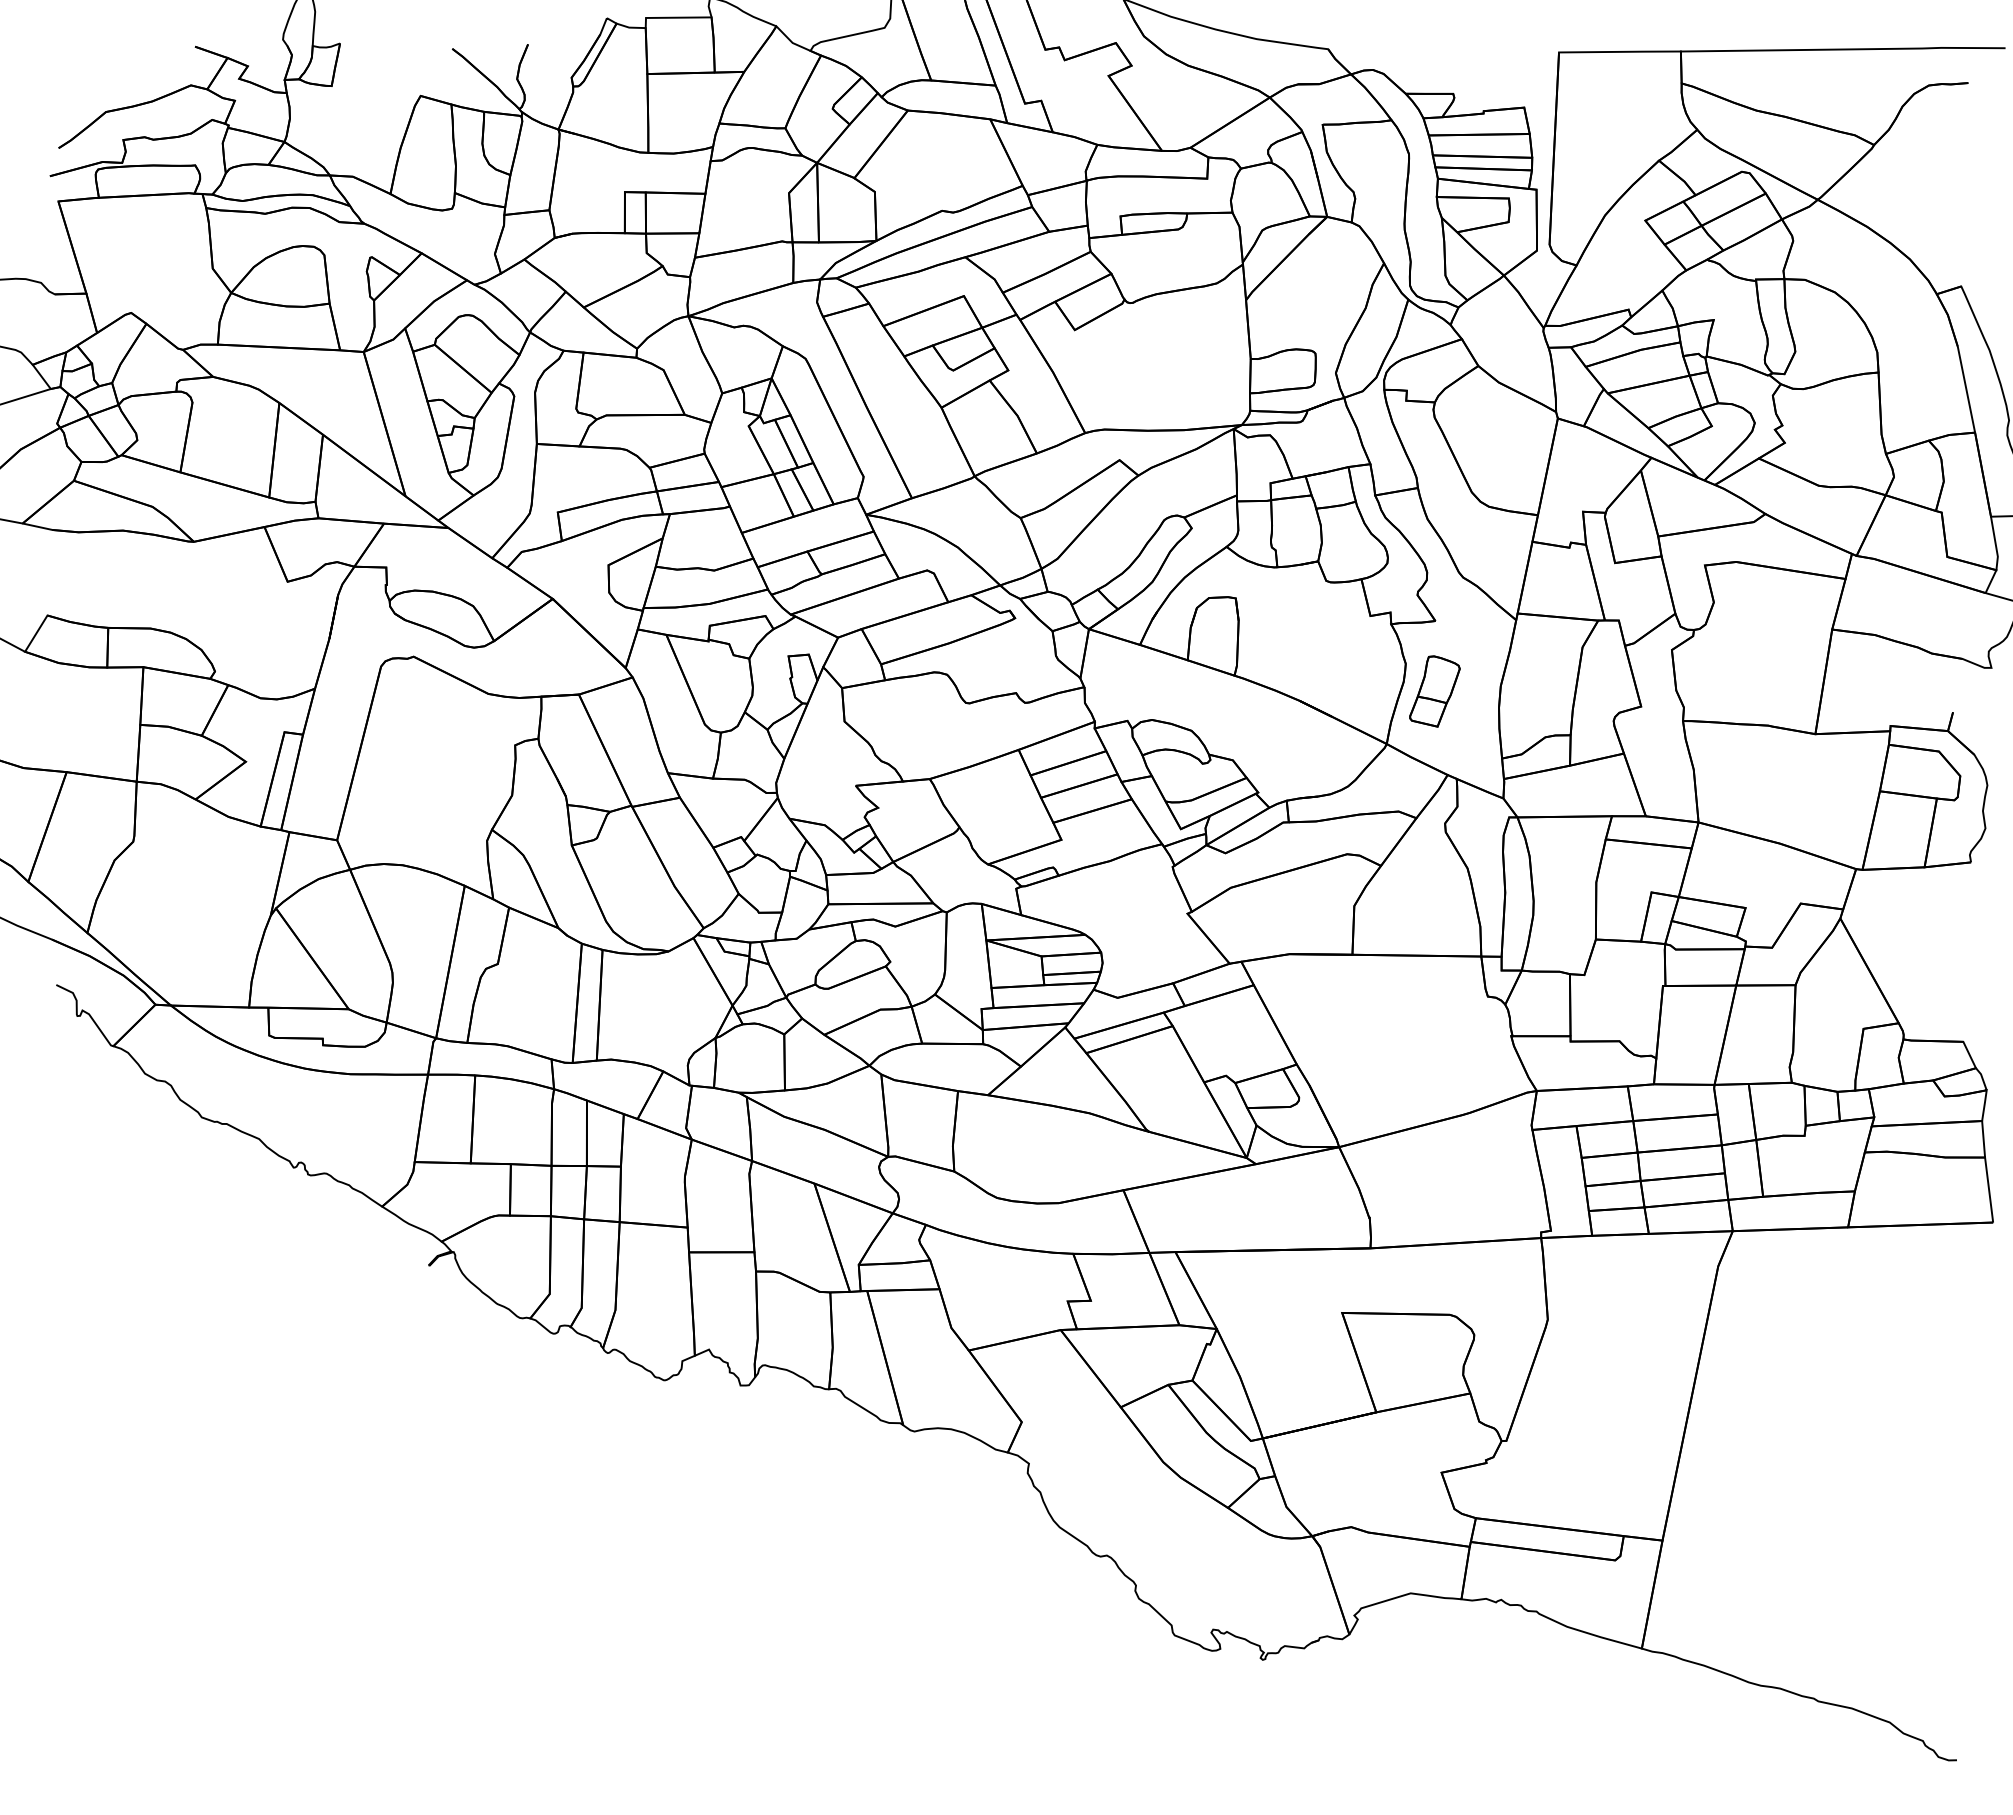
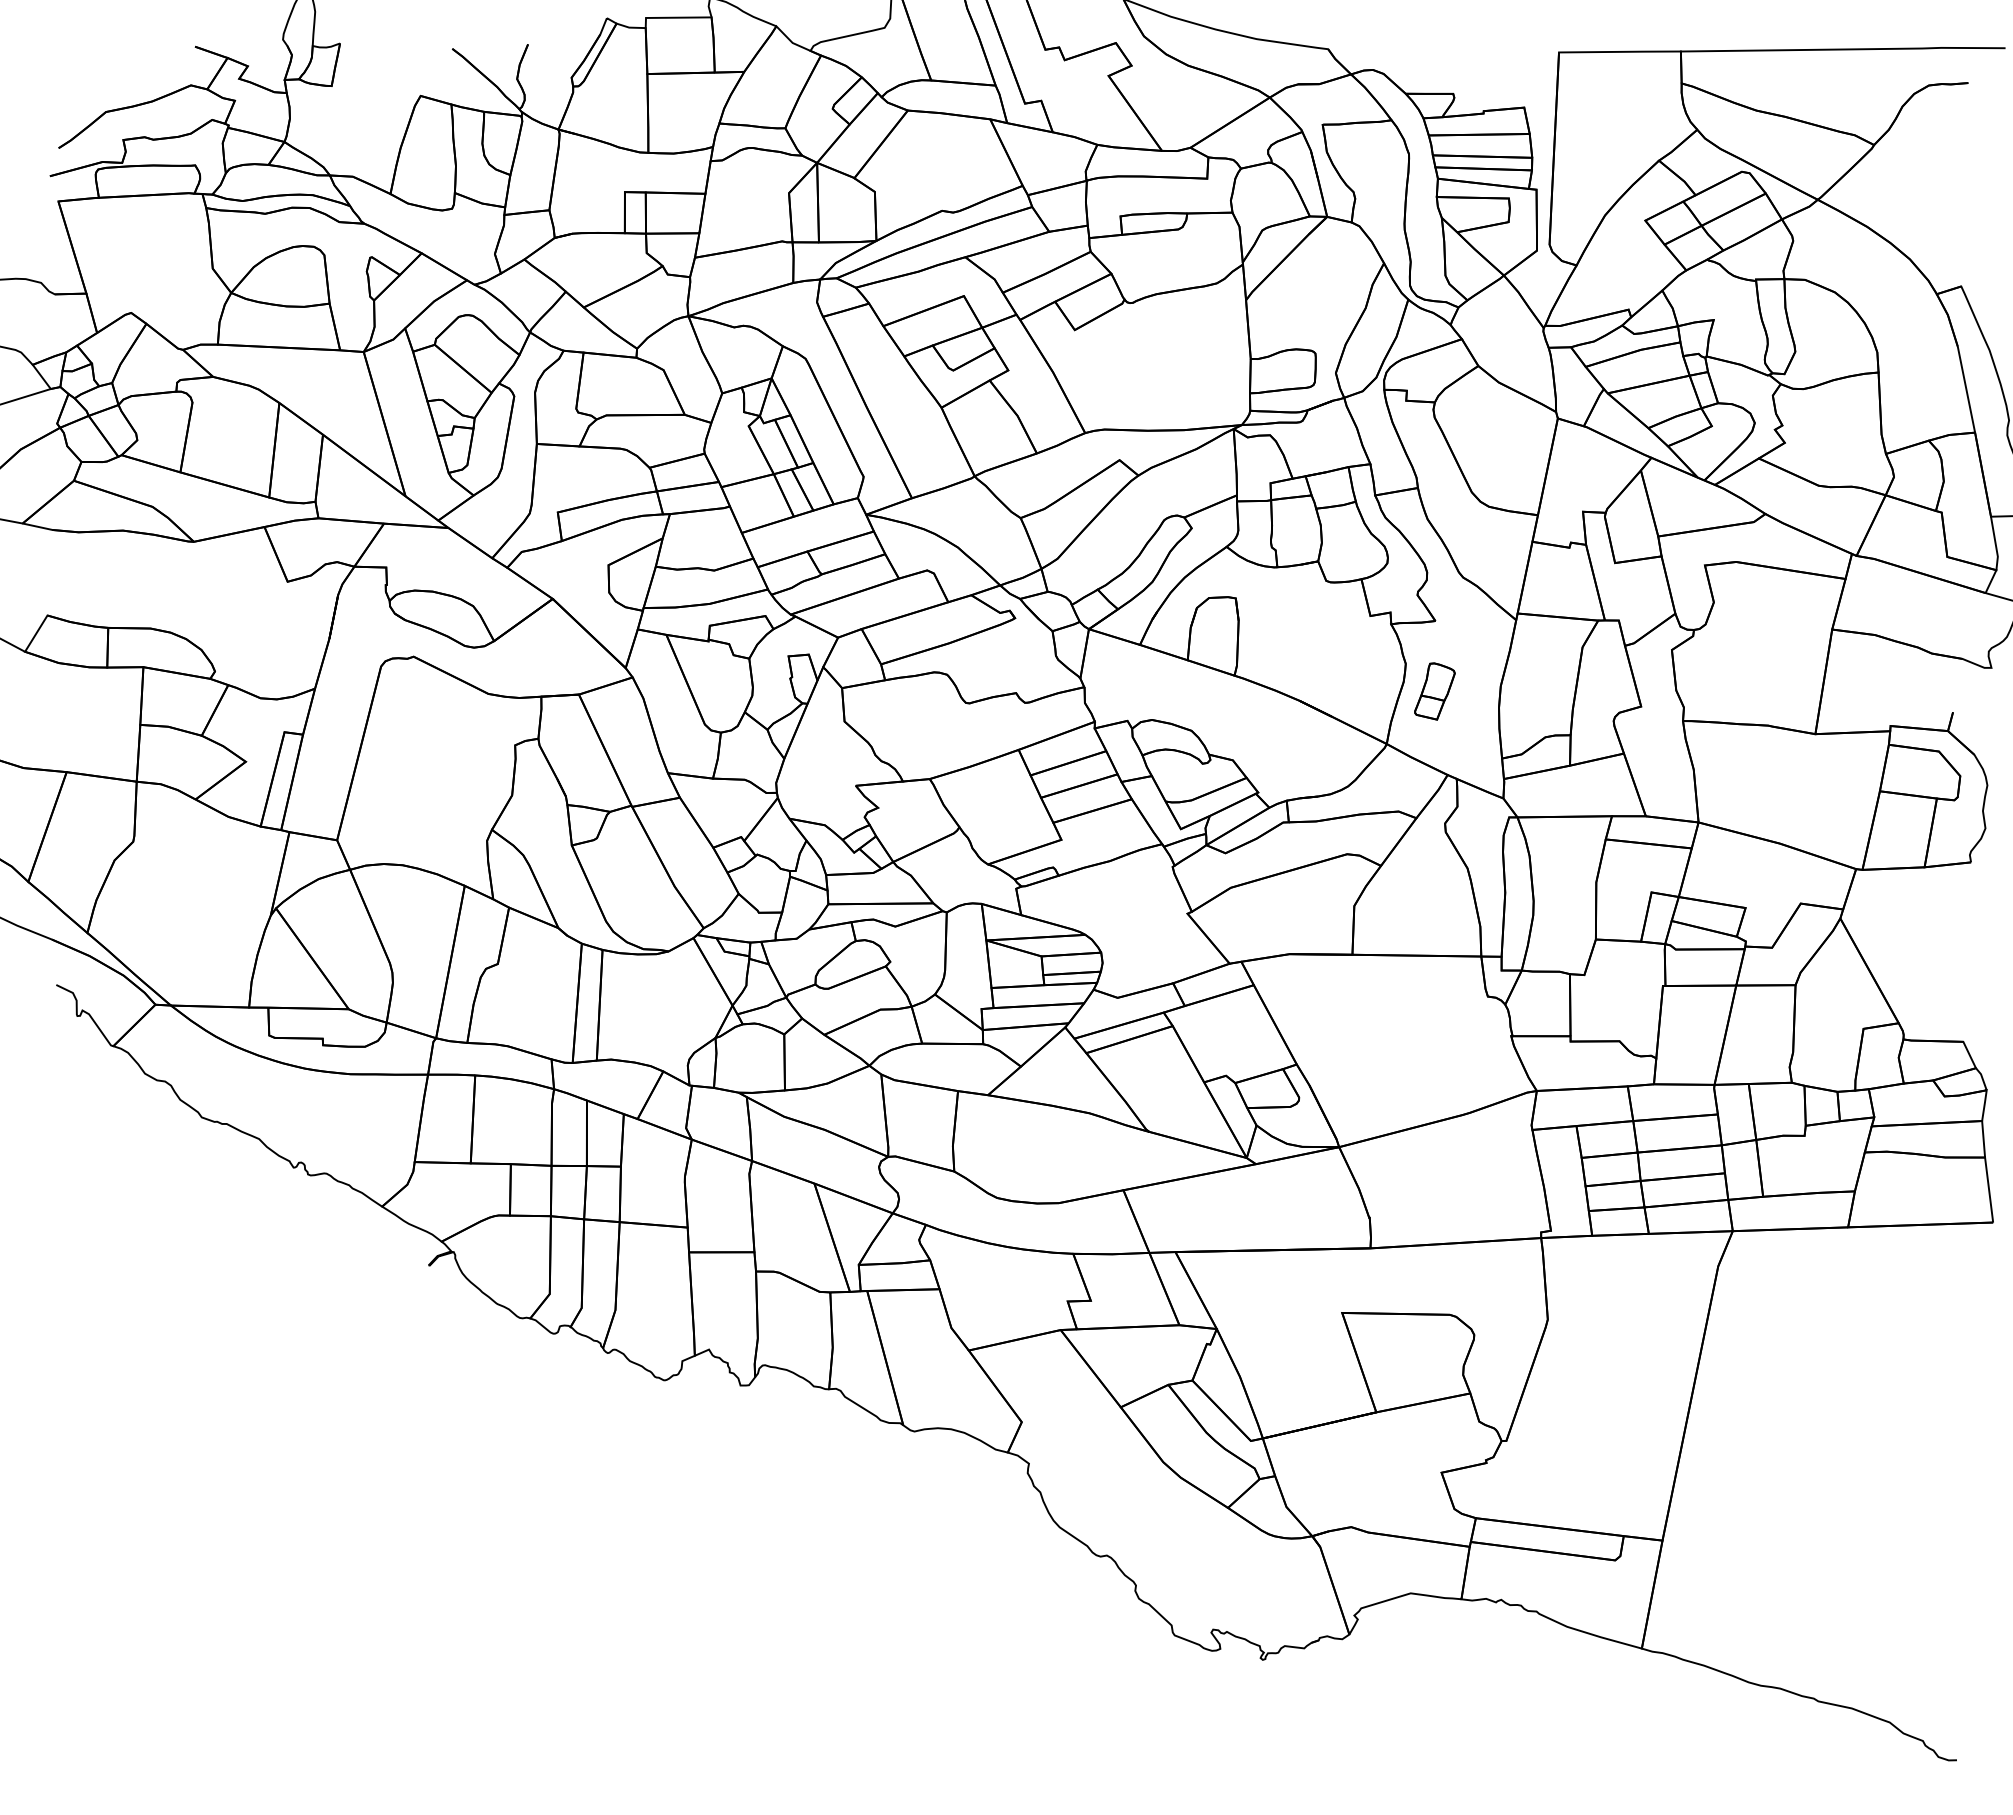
part size: 52x73 px -> 42x59 px (1434, 691)
